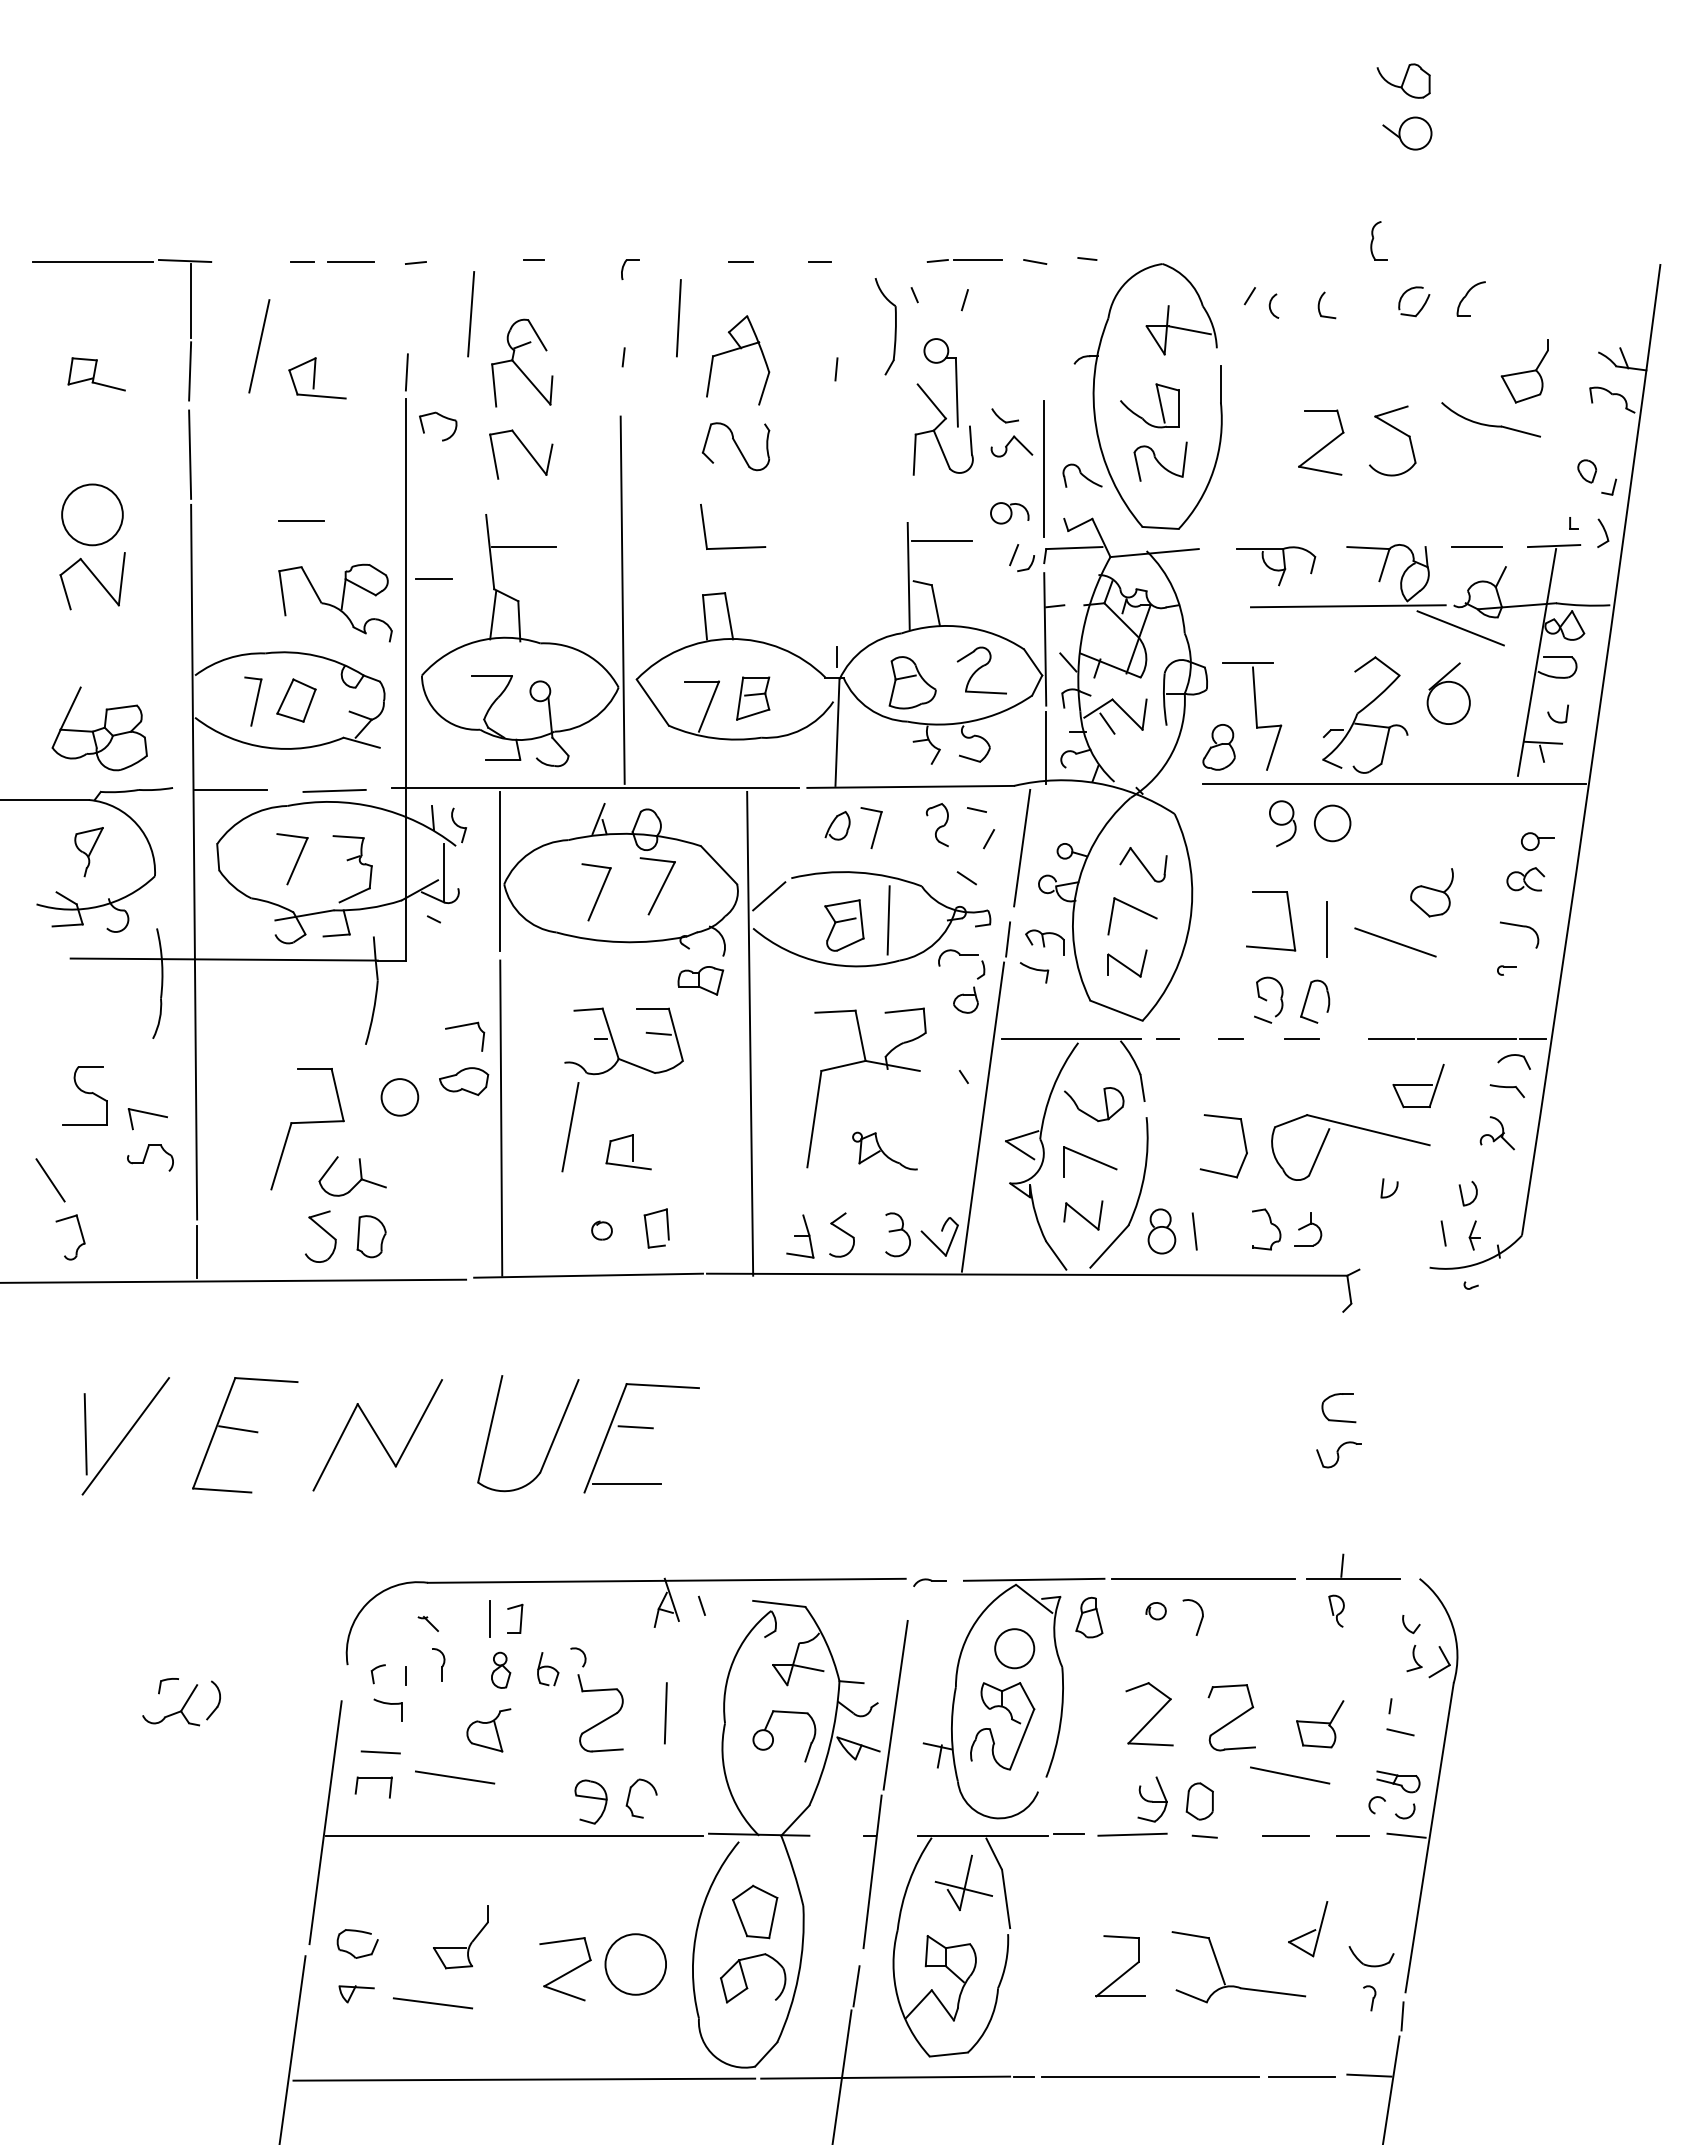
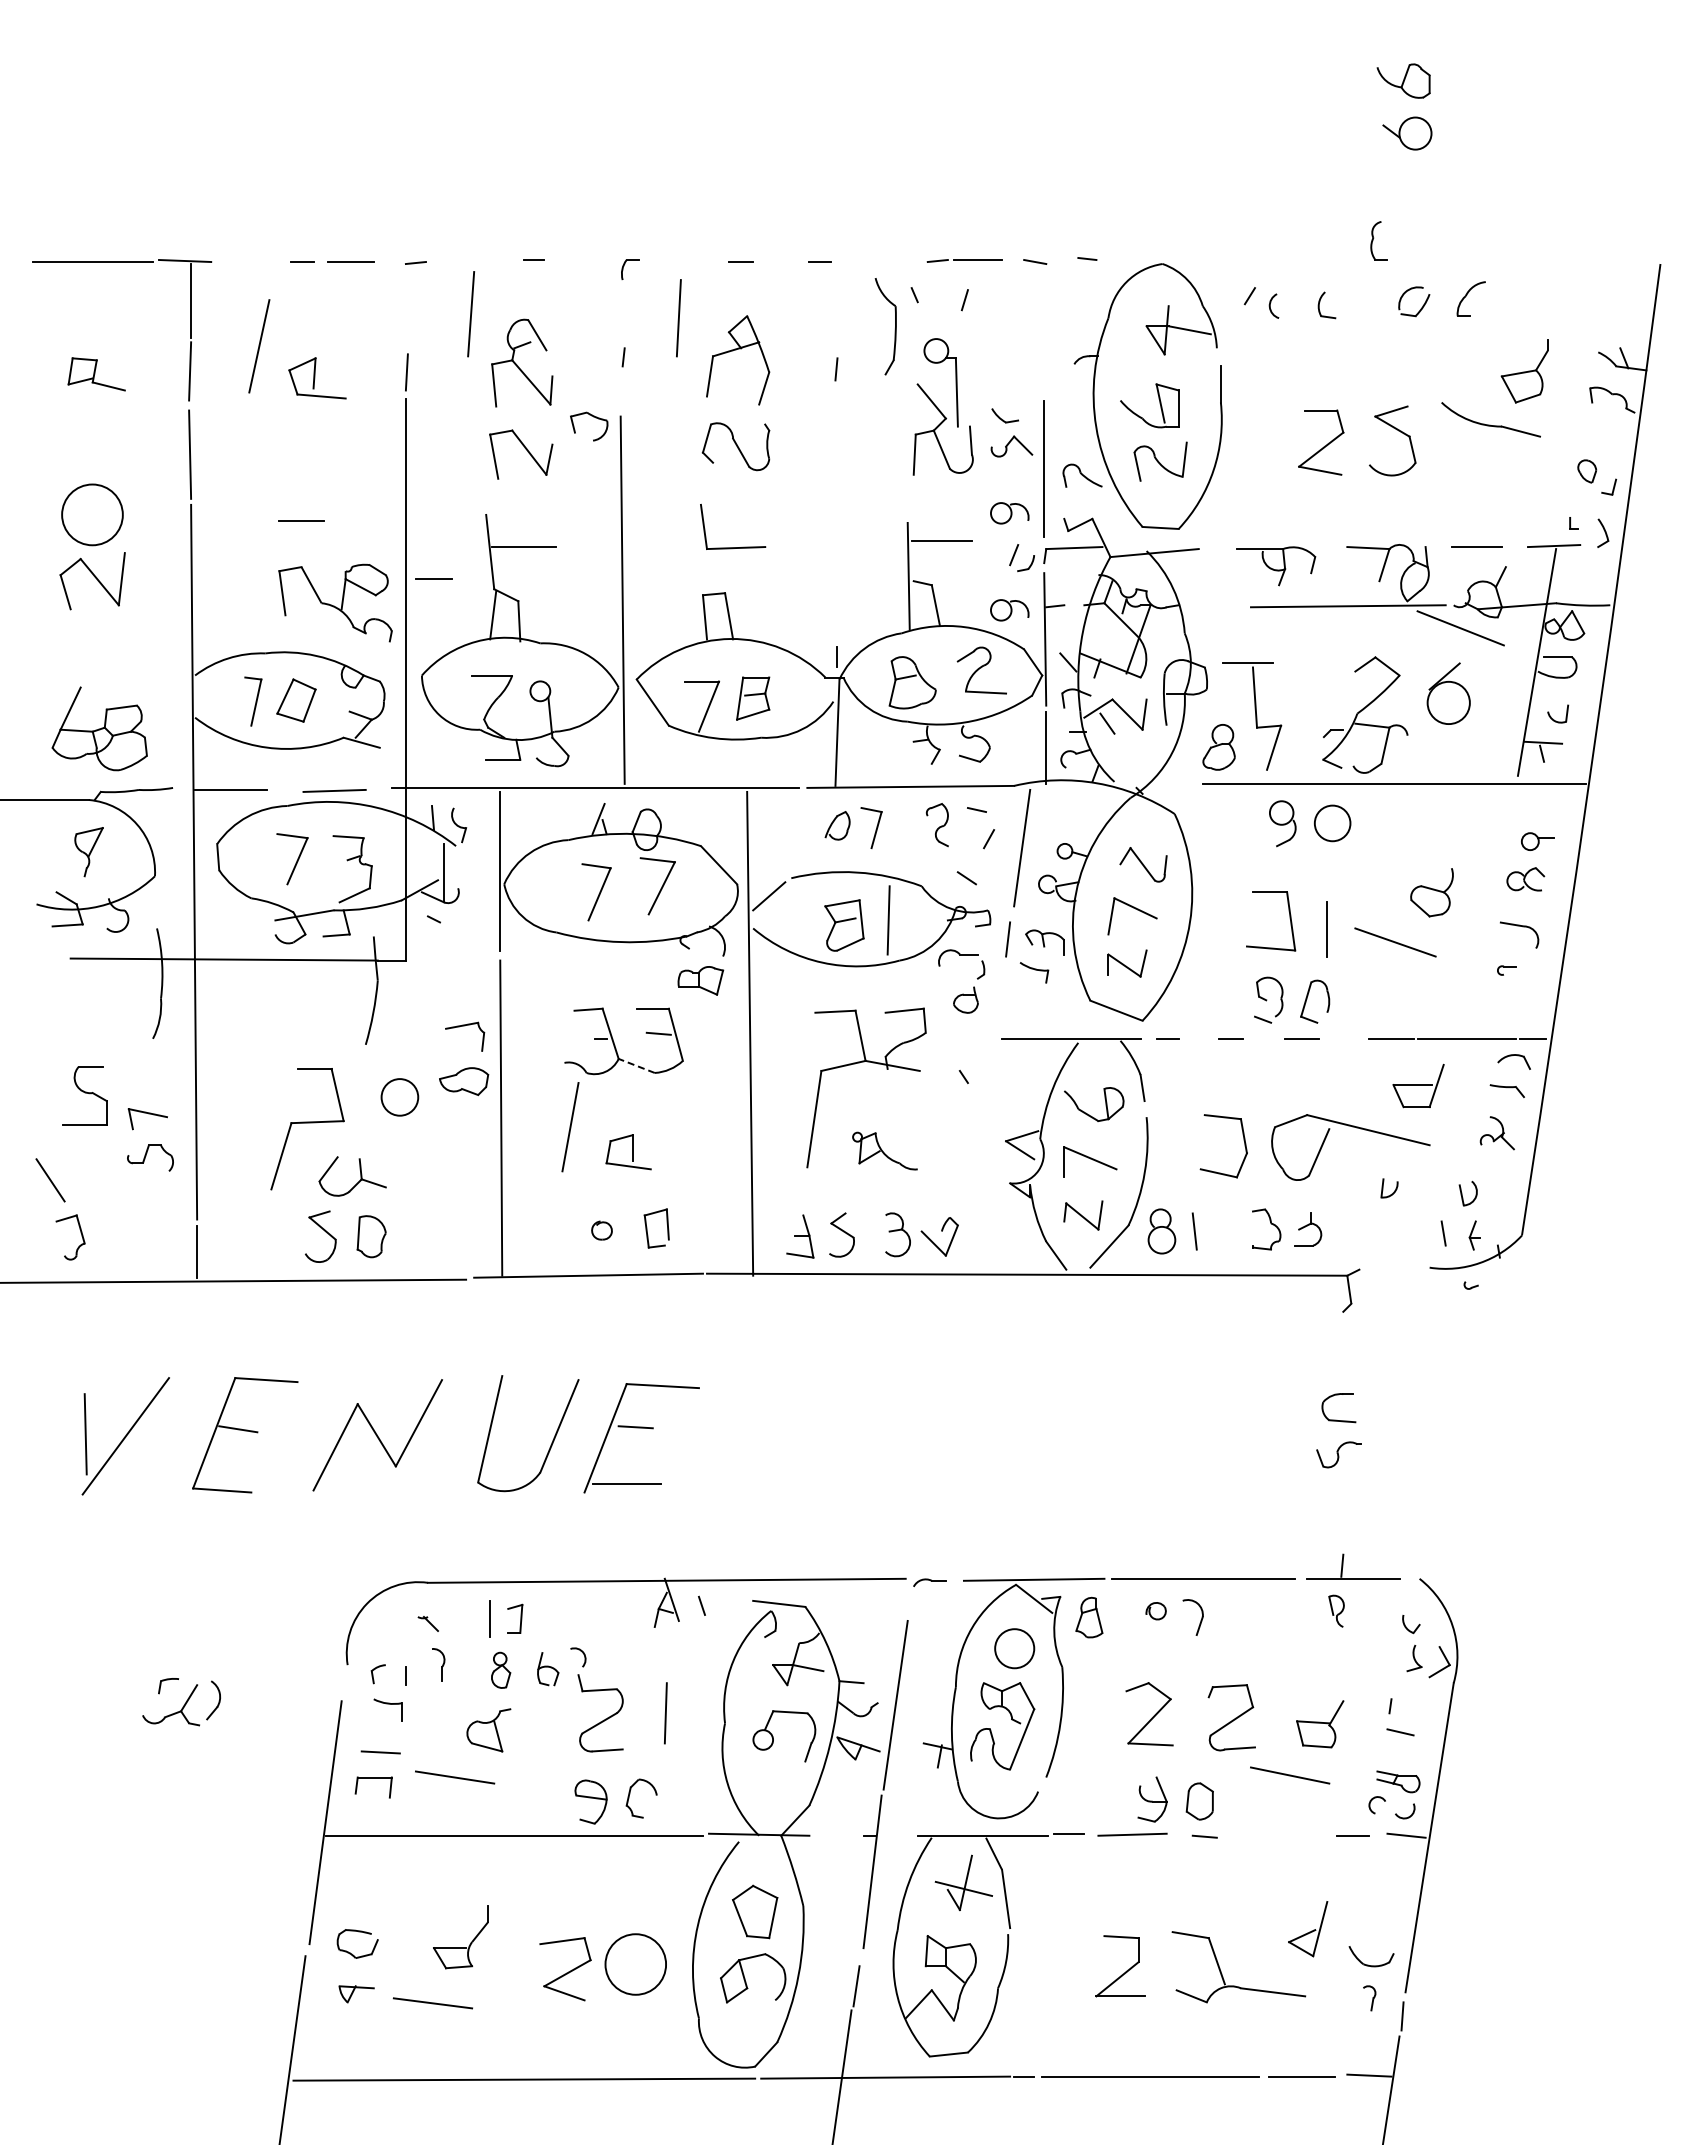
part position: (442, 417) -> (593, 417) (593, 417)
part: none -> present (1009, 610)
line: solid -> dashed (636, 1065)
line: present -> none (982, 1116)
line: present -> none (1286, 1835)
